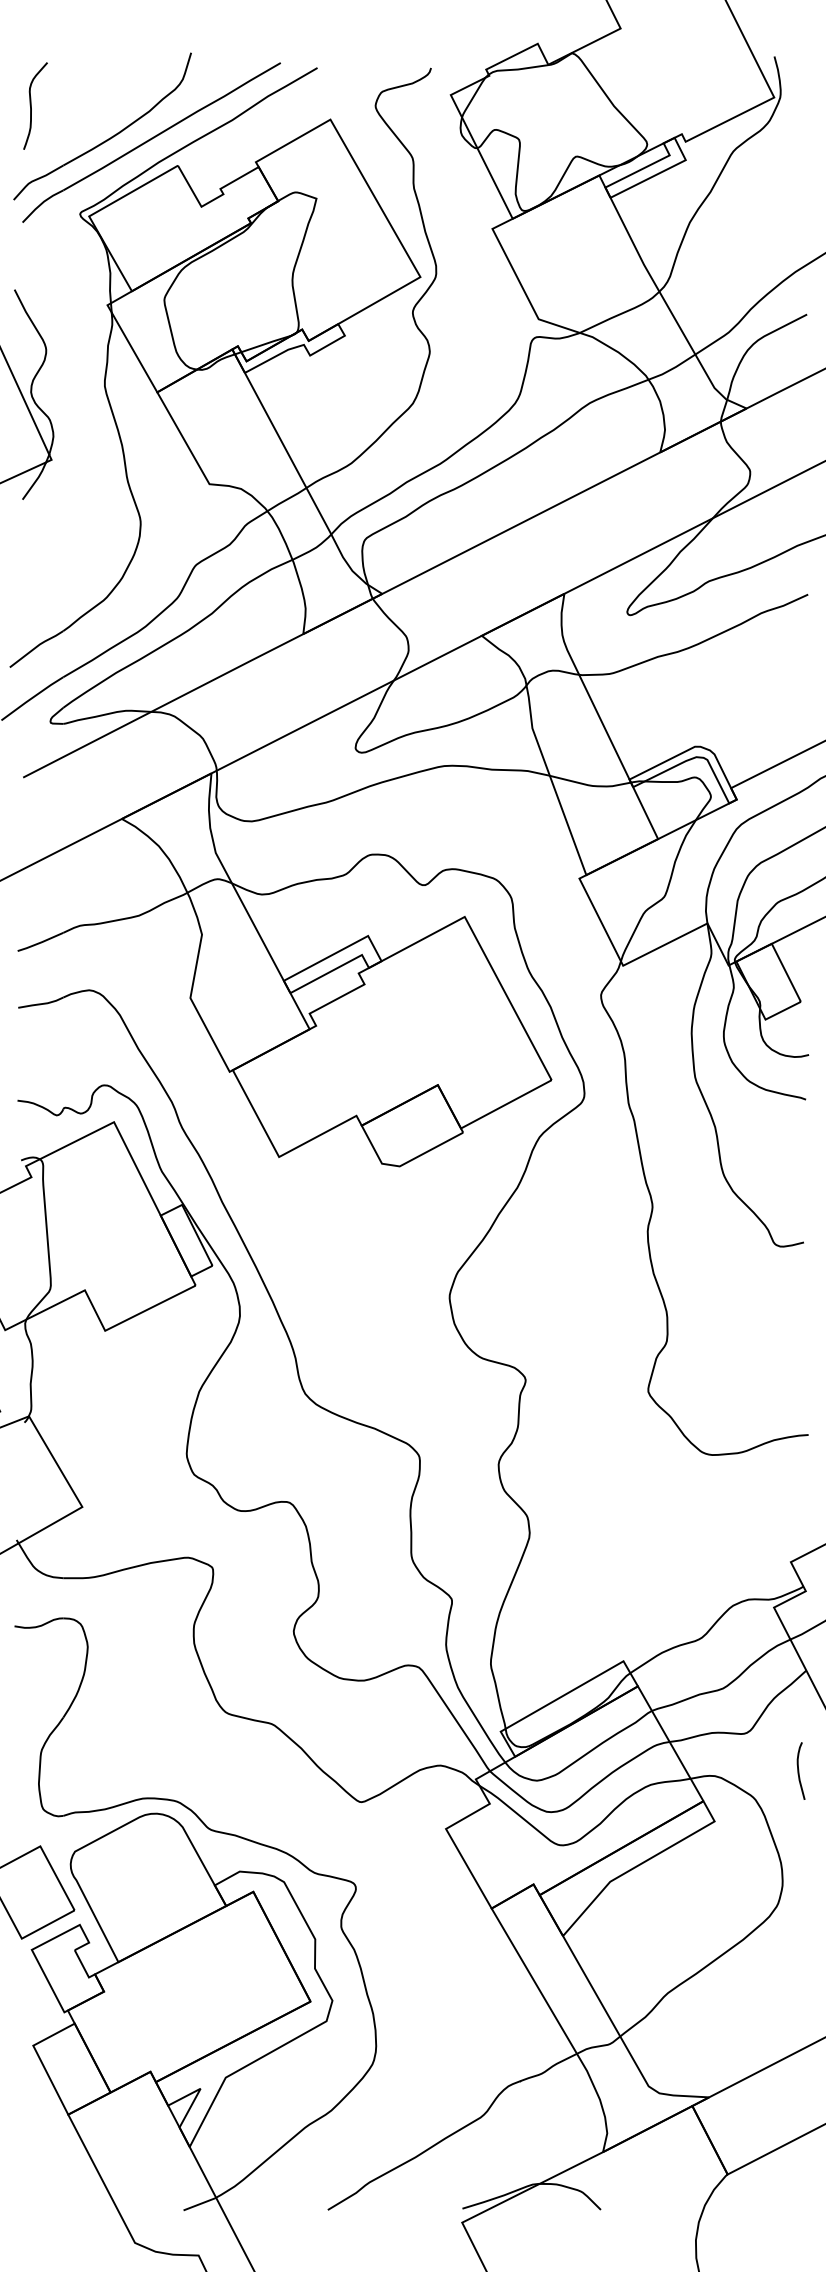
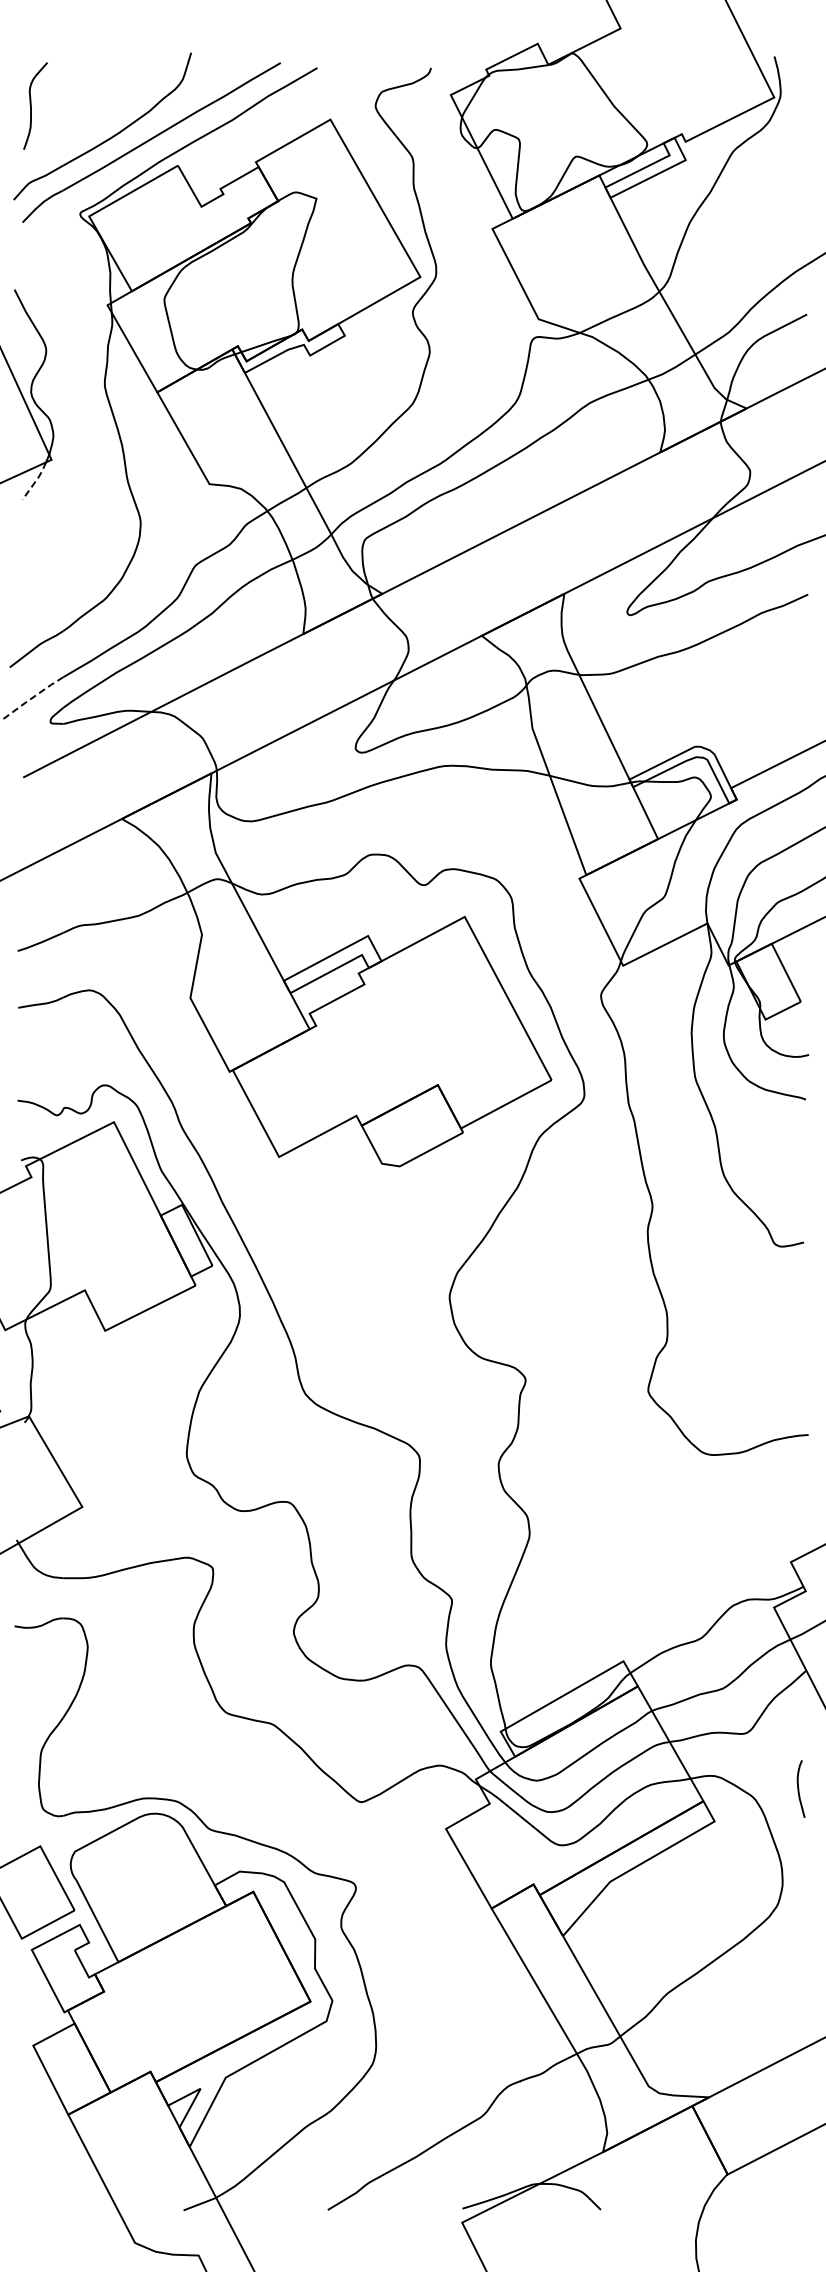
line: solid -> dashed (36, 480)
line: solid -> dashed (31, 698)
curve position: (799, 1770) -> (799, 1788) (799, 1788)
